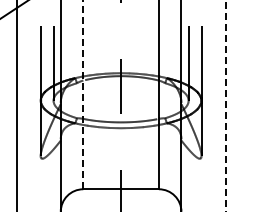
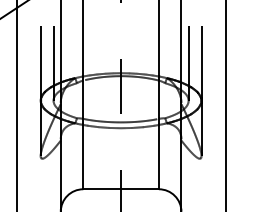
line: dashed -> solid (83, 94)
line: dashed -> solid (225, 106)
